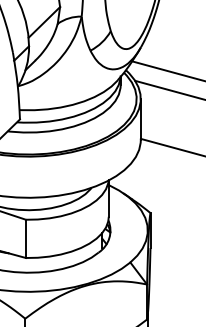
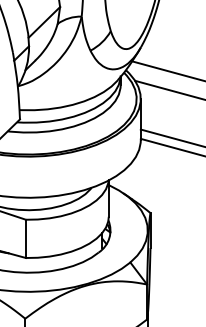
line: none -> present (171, 137)
